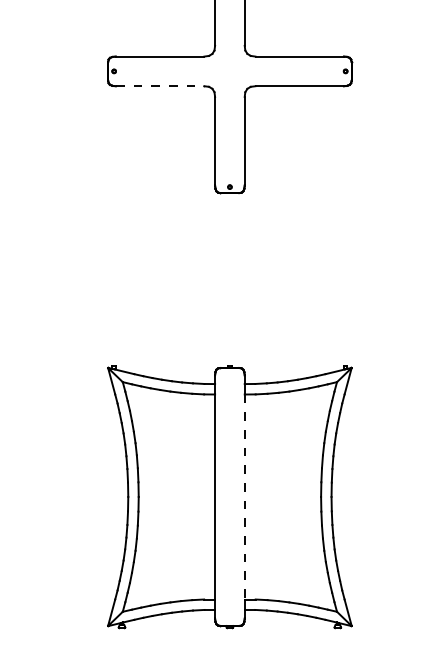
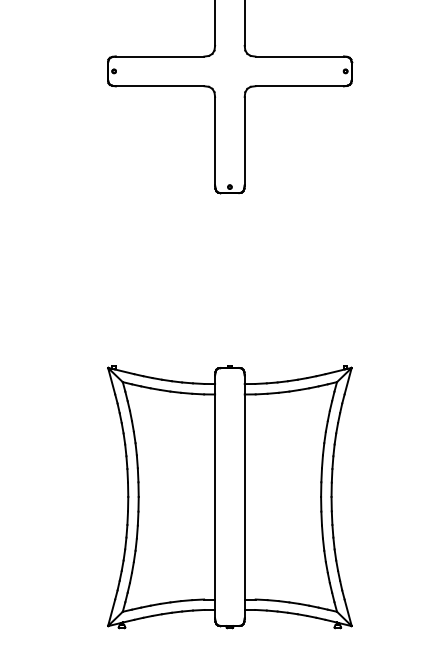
line: dashed -> solid (160, 86)
line: dashed -> solid (244, 497)
